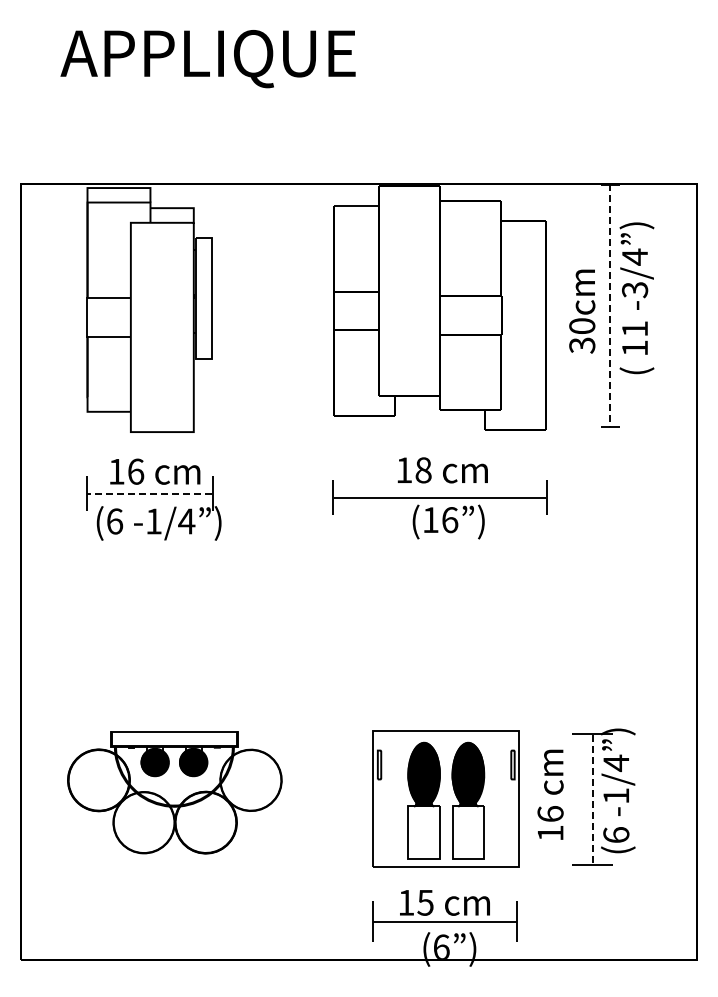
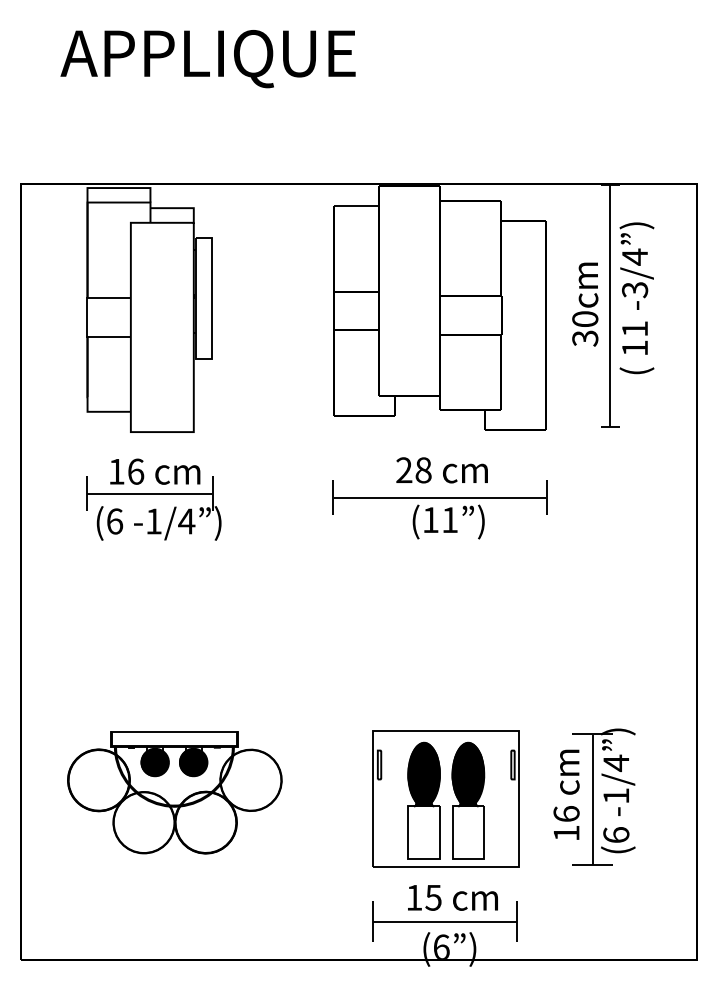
line: dashed -> solid (609, 306)
text position: (582, 311) -> (585, 304) (585, 304)
text: 18 -> 28 (404, 469)
line: dashed -> solid (149, 494)
text: (16 -> (11 (450, 520)
text position: (550, 794) -> (566, 794) (566, 794)
line: dashed -> solid (592, 799)
text position: (444, 902) -> (452, 897) (452, 897)
